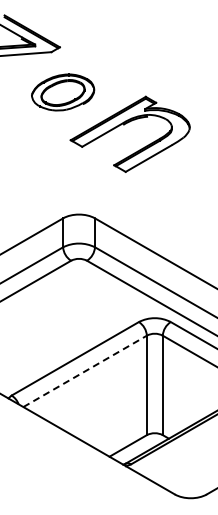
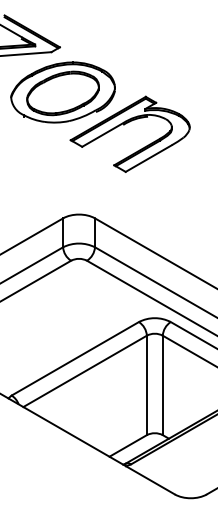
part size: 65x39 px -> 106x63 px (62, 92)
line: dashed -> solid (85, 371)
